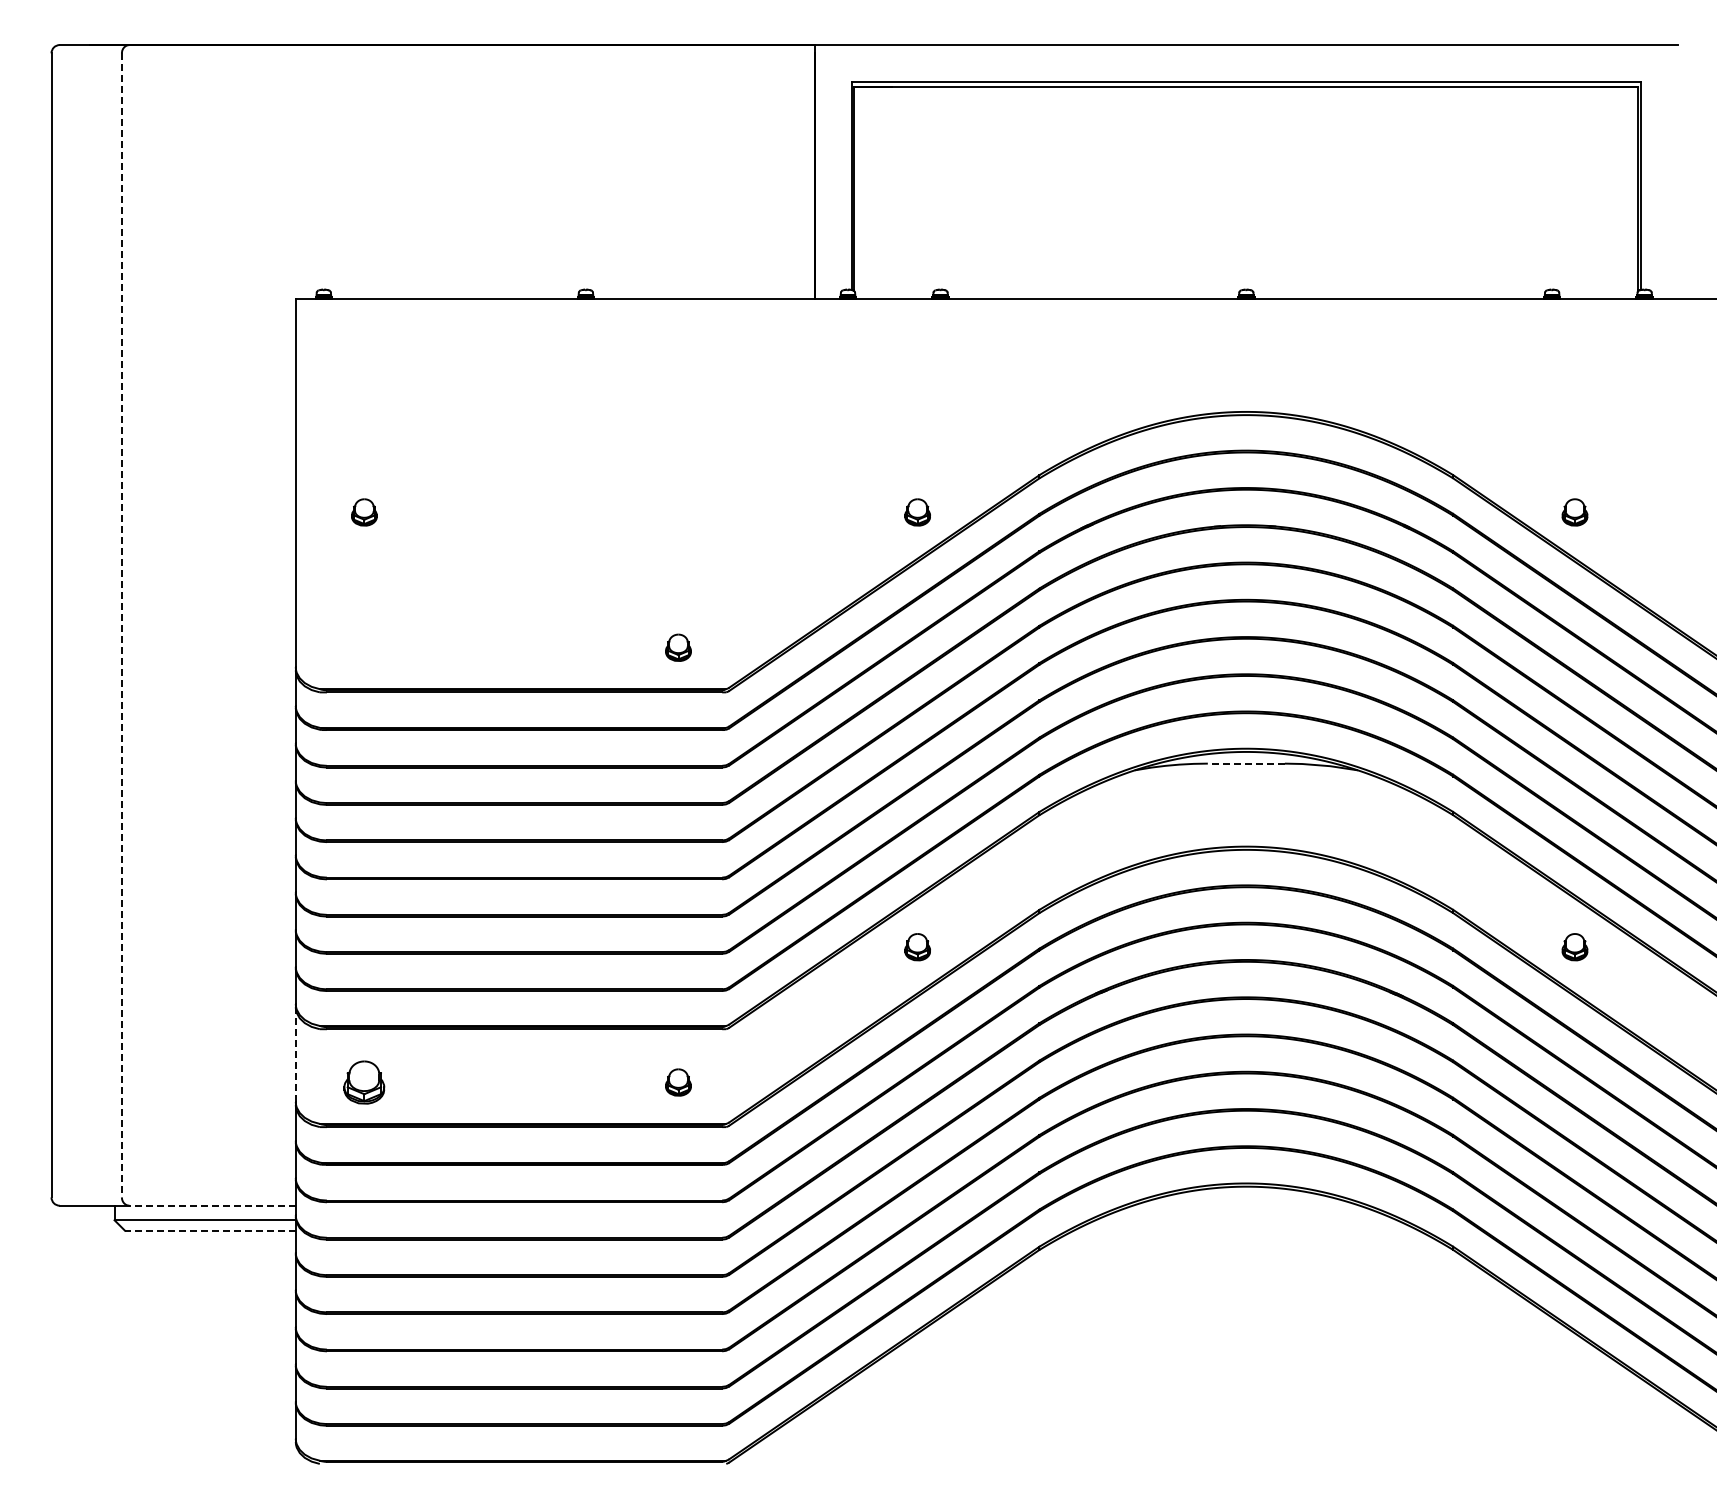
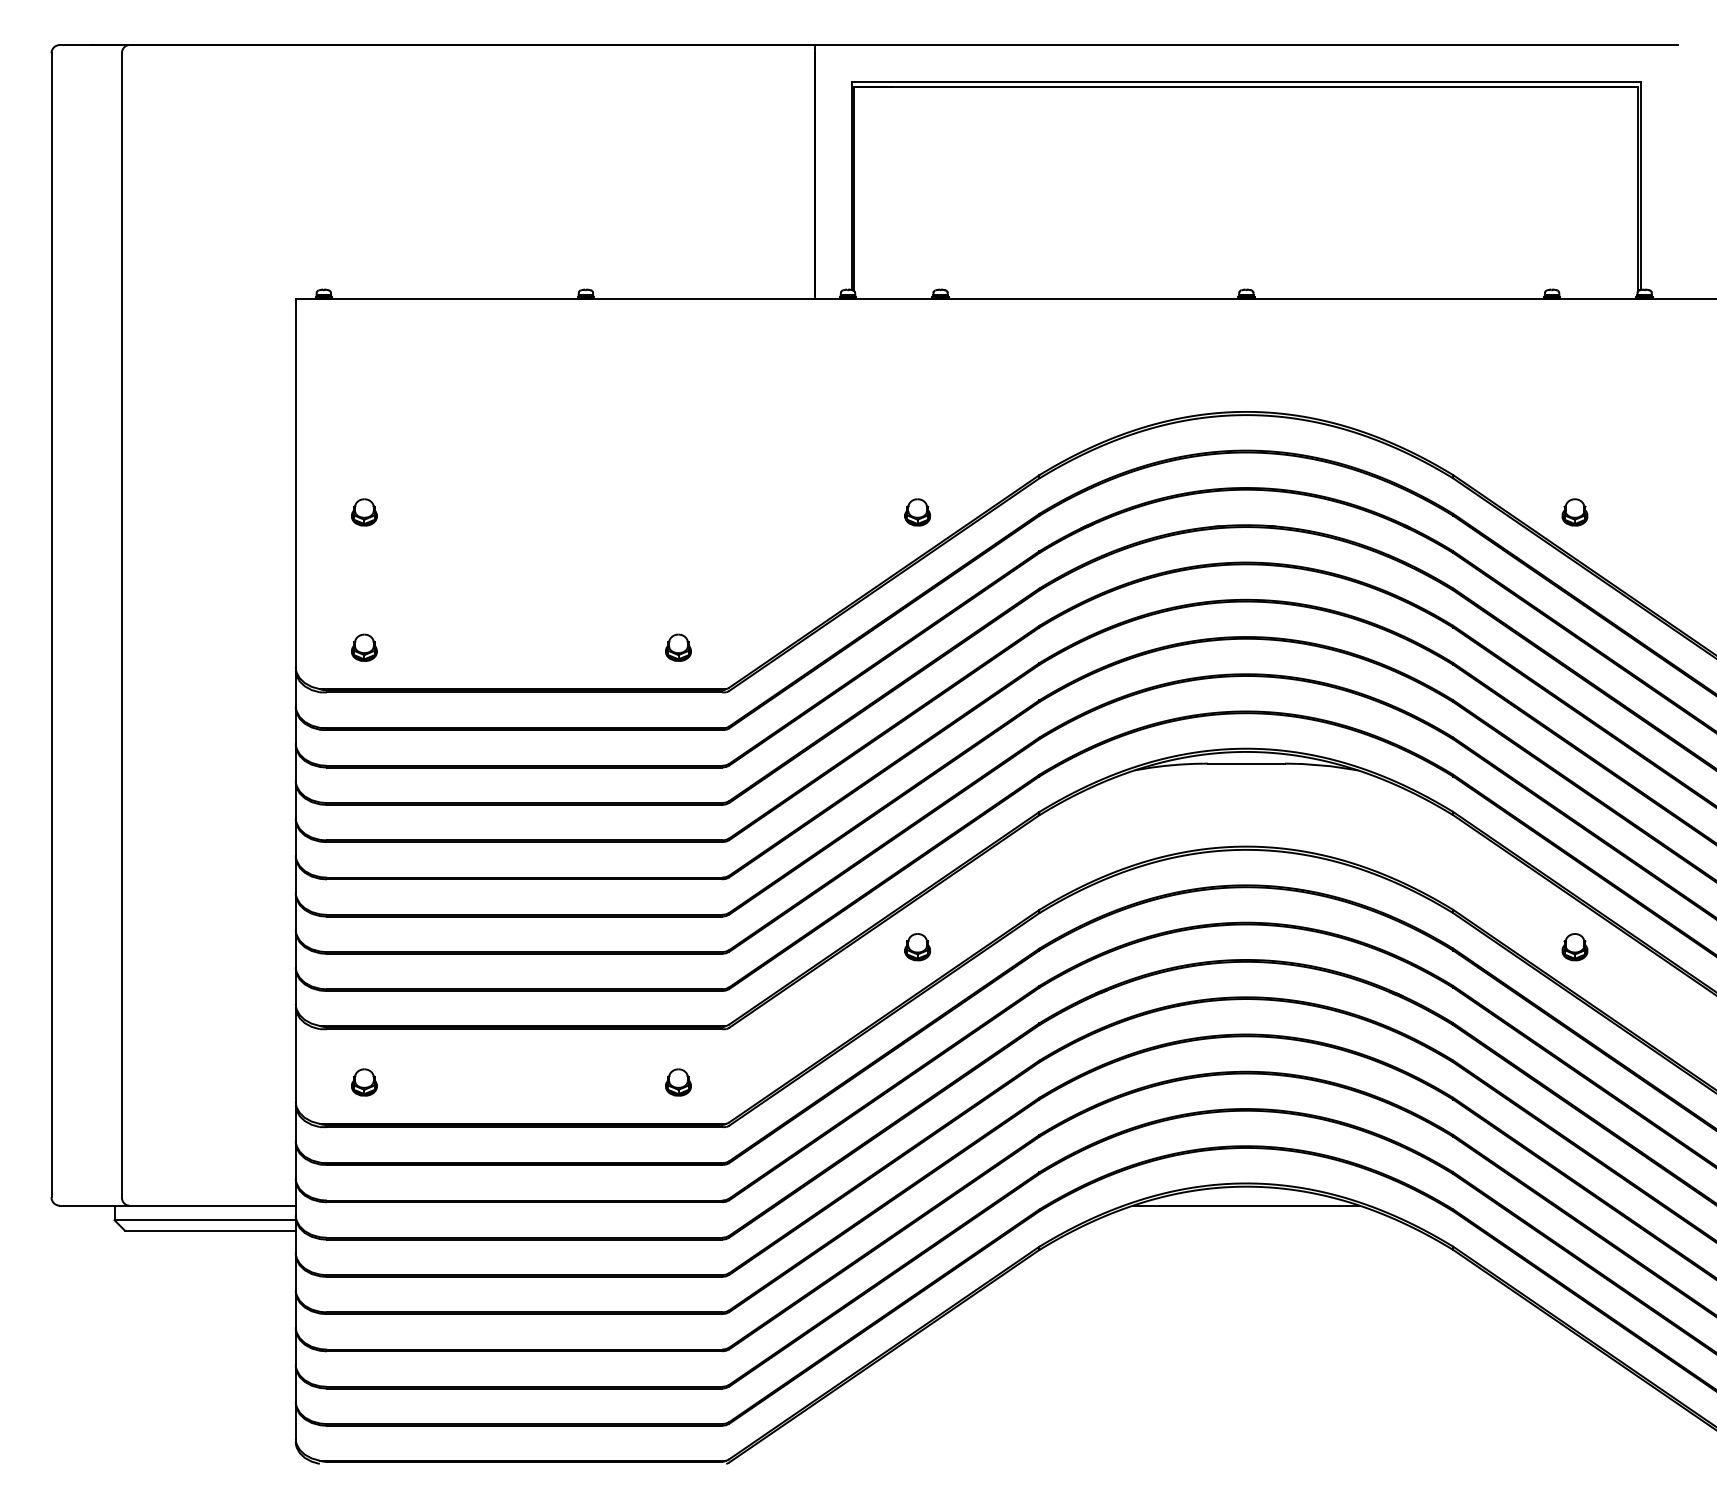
line: dashed -> solid (121, 625)
part: none -> present (364, 647)
line: dashed -> solid (1246, 763)
line: dashed -> solid (295, 1055)
part size: 43x45 px -> 27x29 px (364, 1082)
line: dashed -> solid (212, 1205)
line: none -> present (1245, 1205)
line: dashed -> solid (209, 1230)
